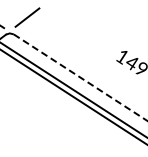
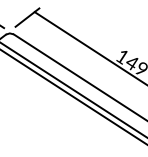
line: none -> present (89, 47)
line: dashed -> solid (80, 77)
